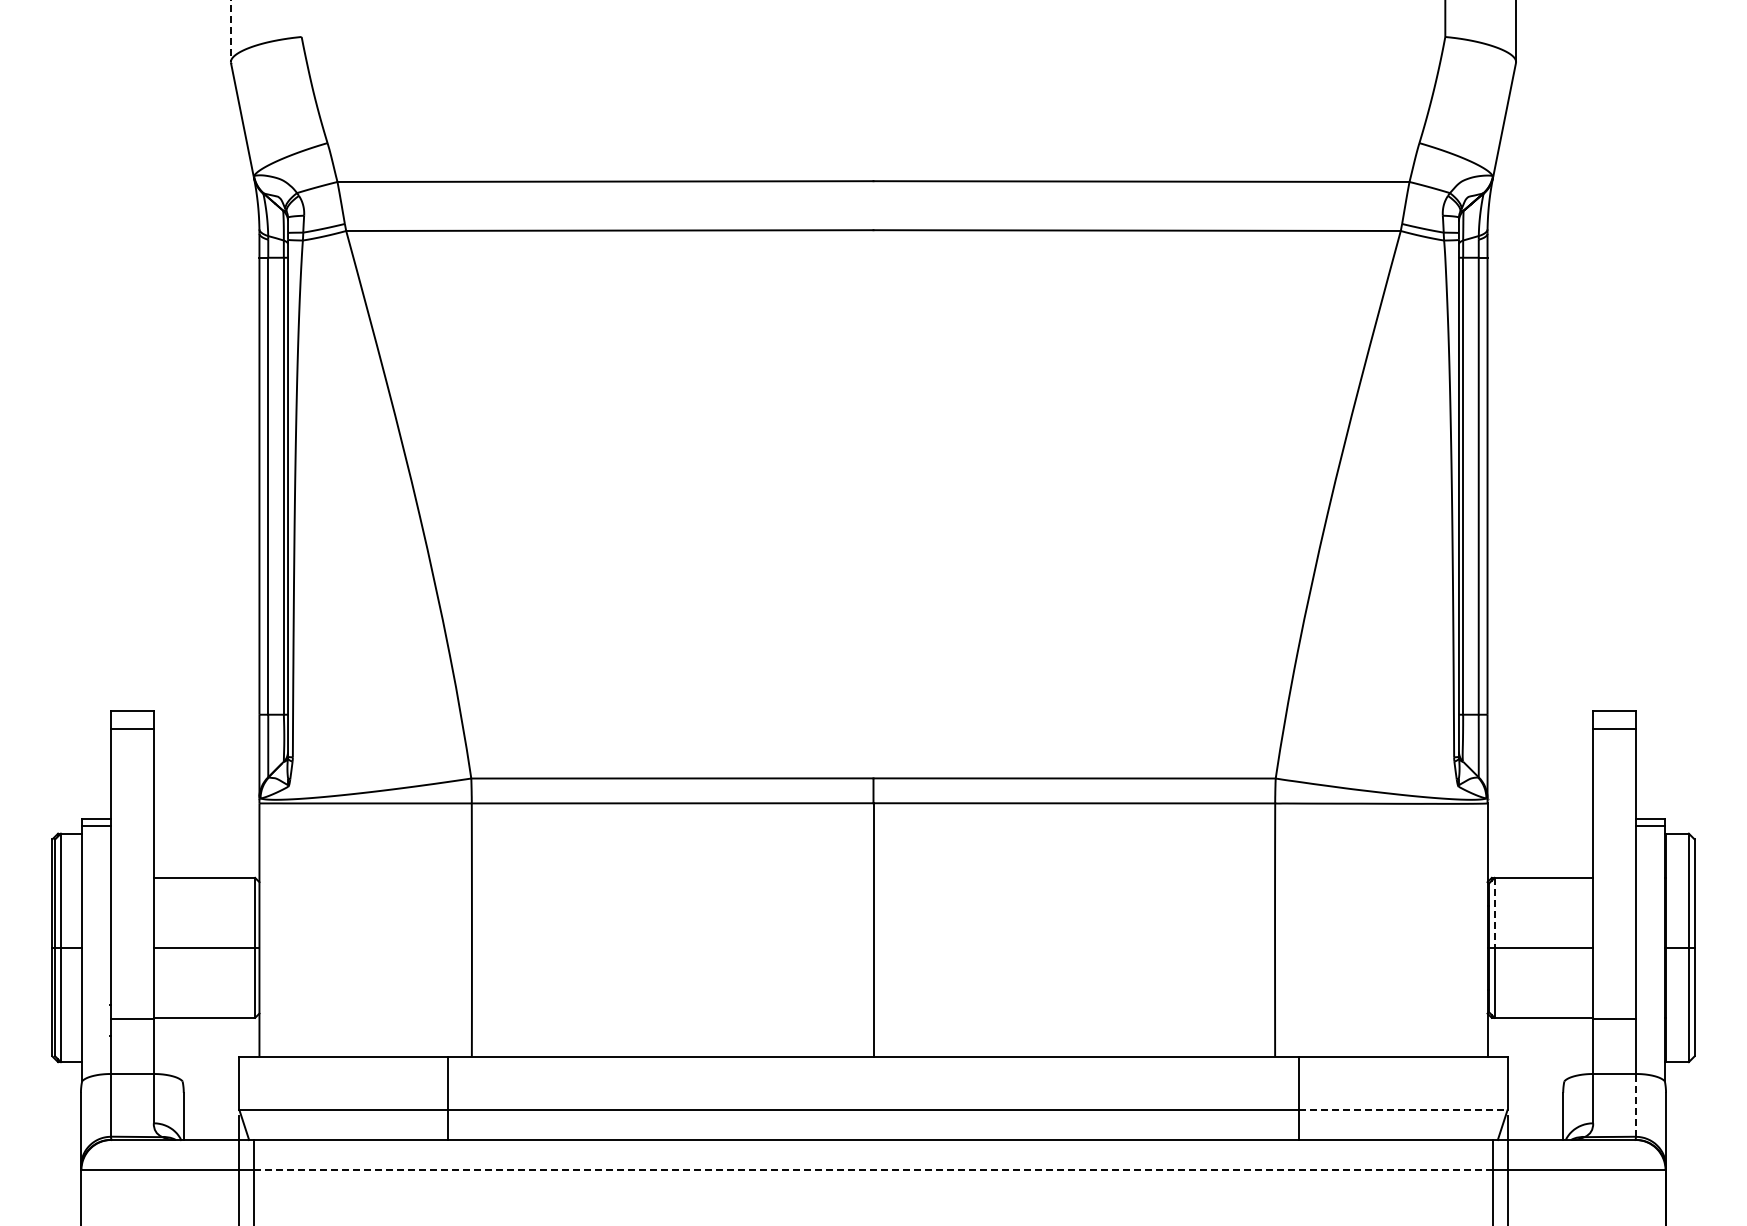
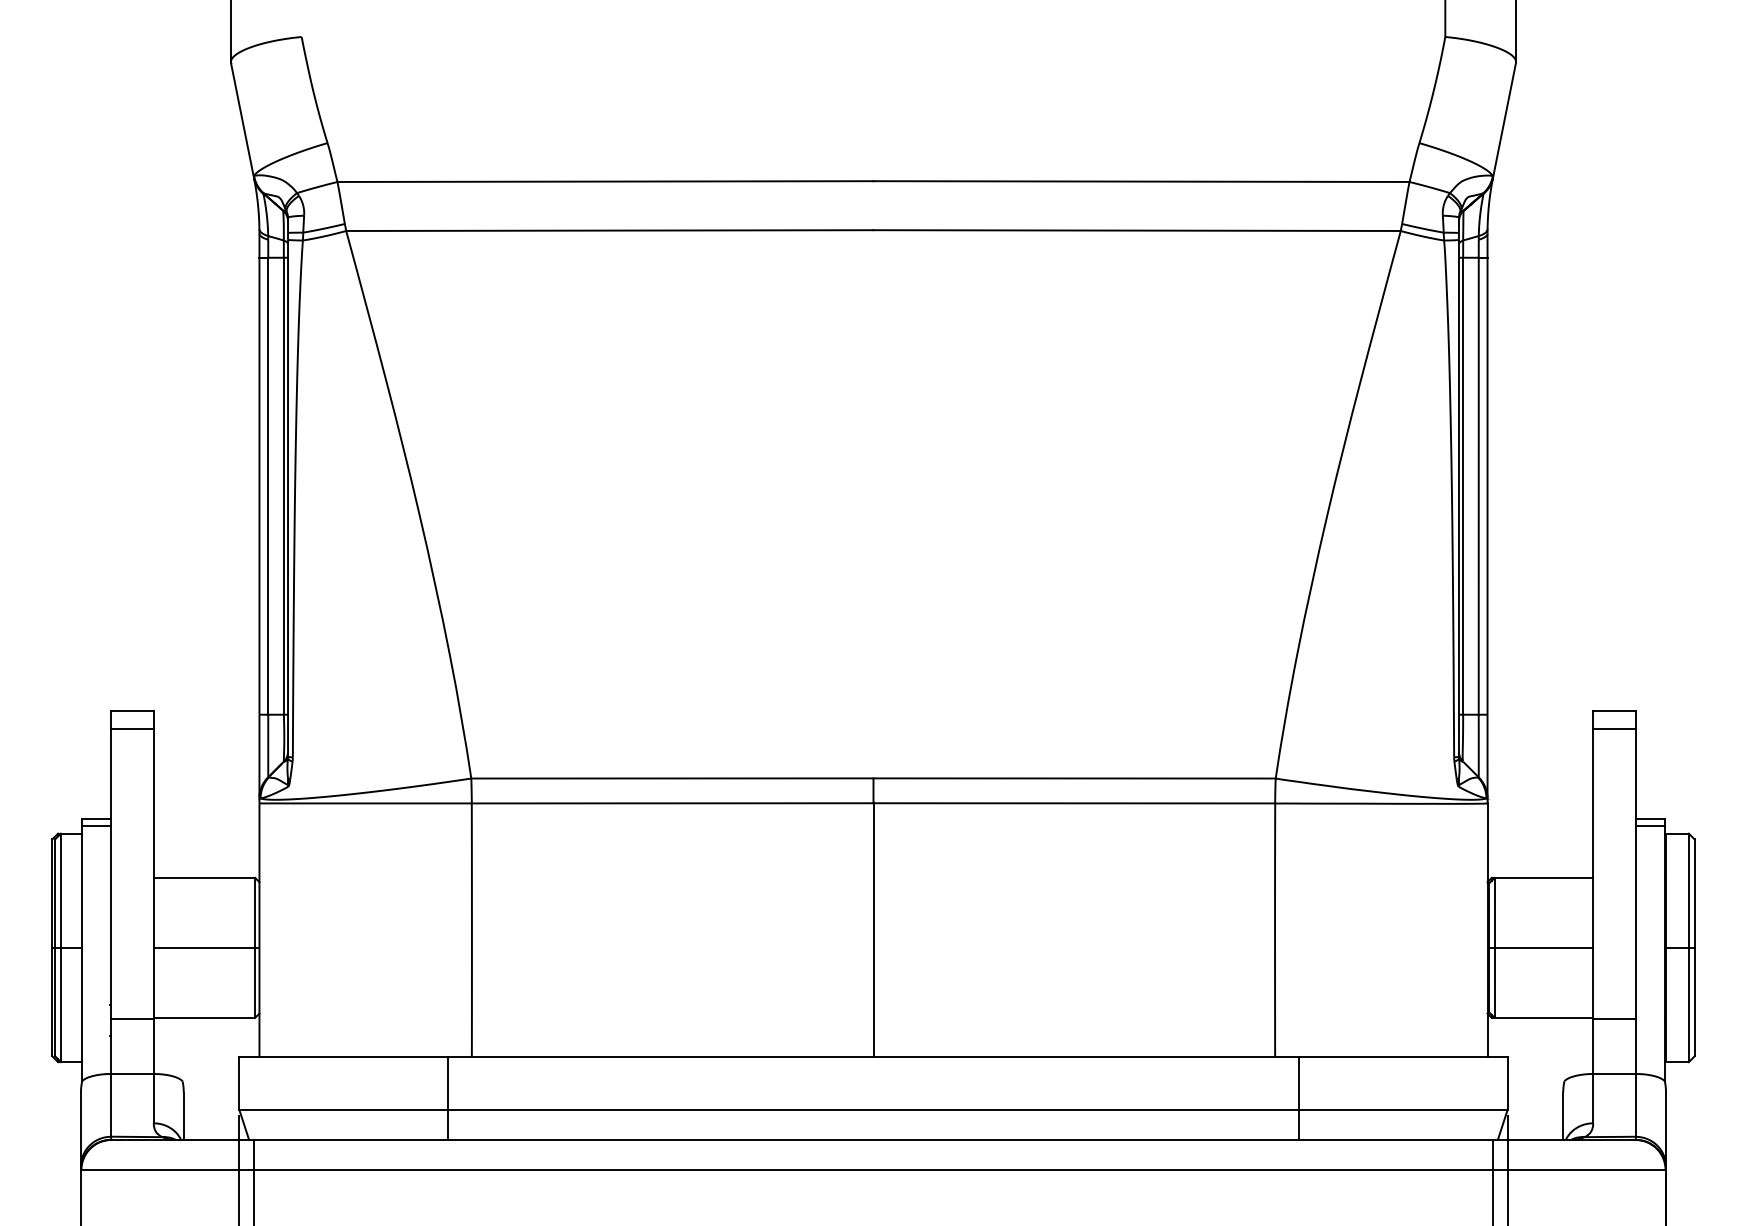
line: dashed -> solid (230, 31)
line: dashed -> solid (1494, 912)
line: dashed -> solid (1636, 1104)
line: dashed -> solid (1403, 1110)
line: dashed -> solid (873, 1169)
